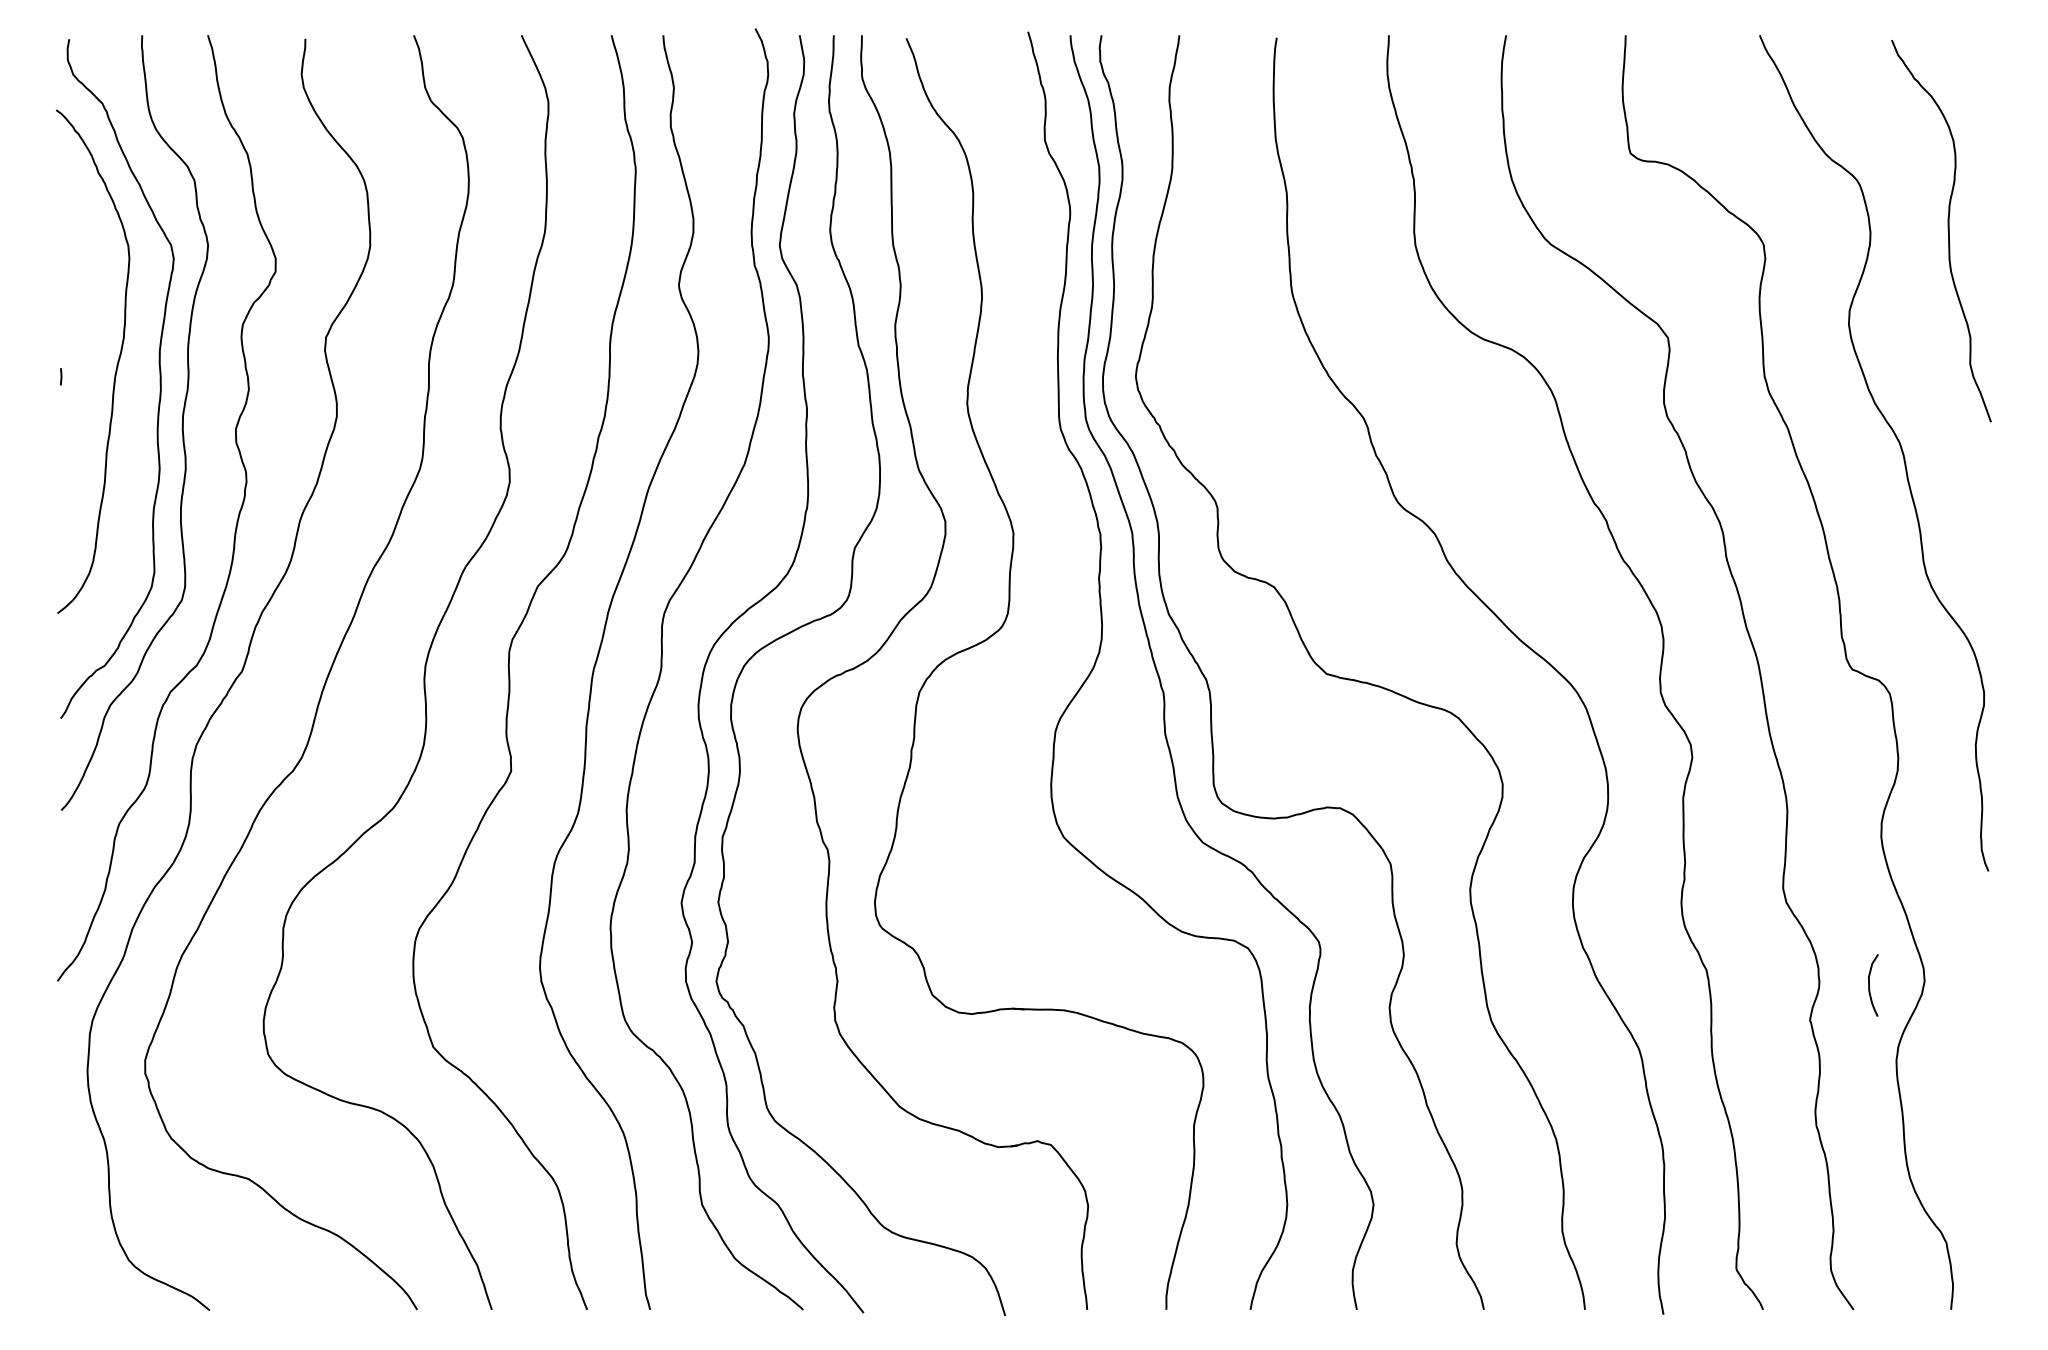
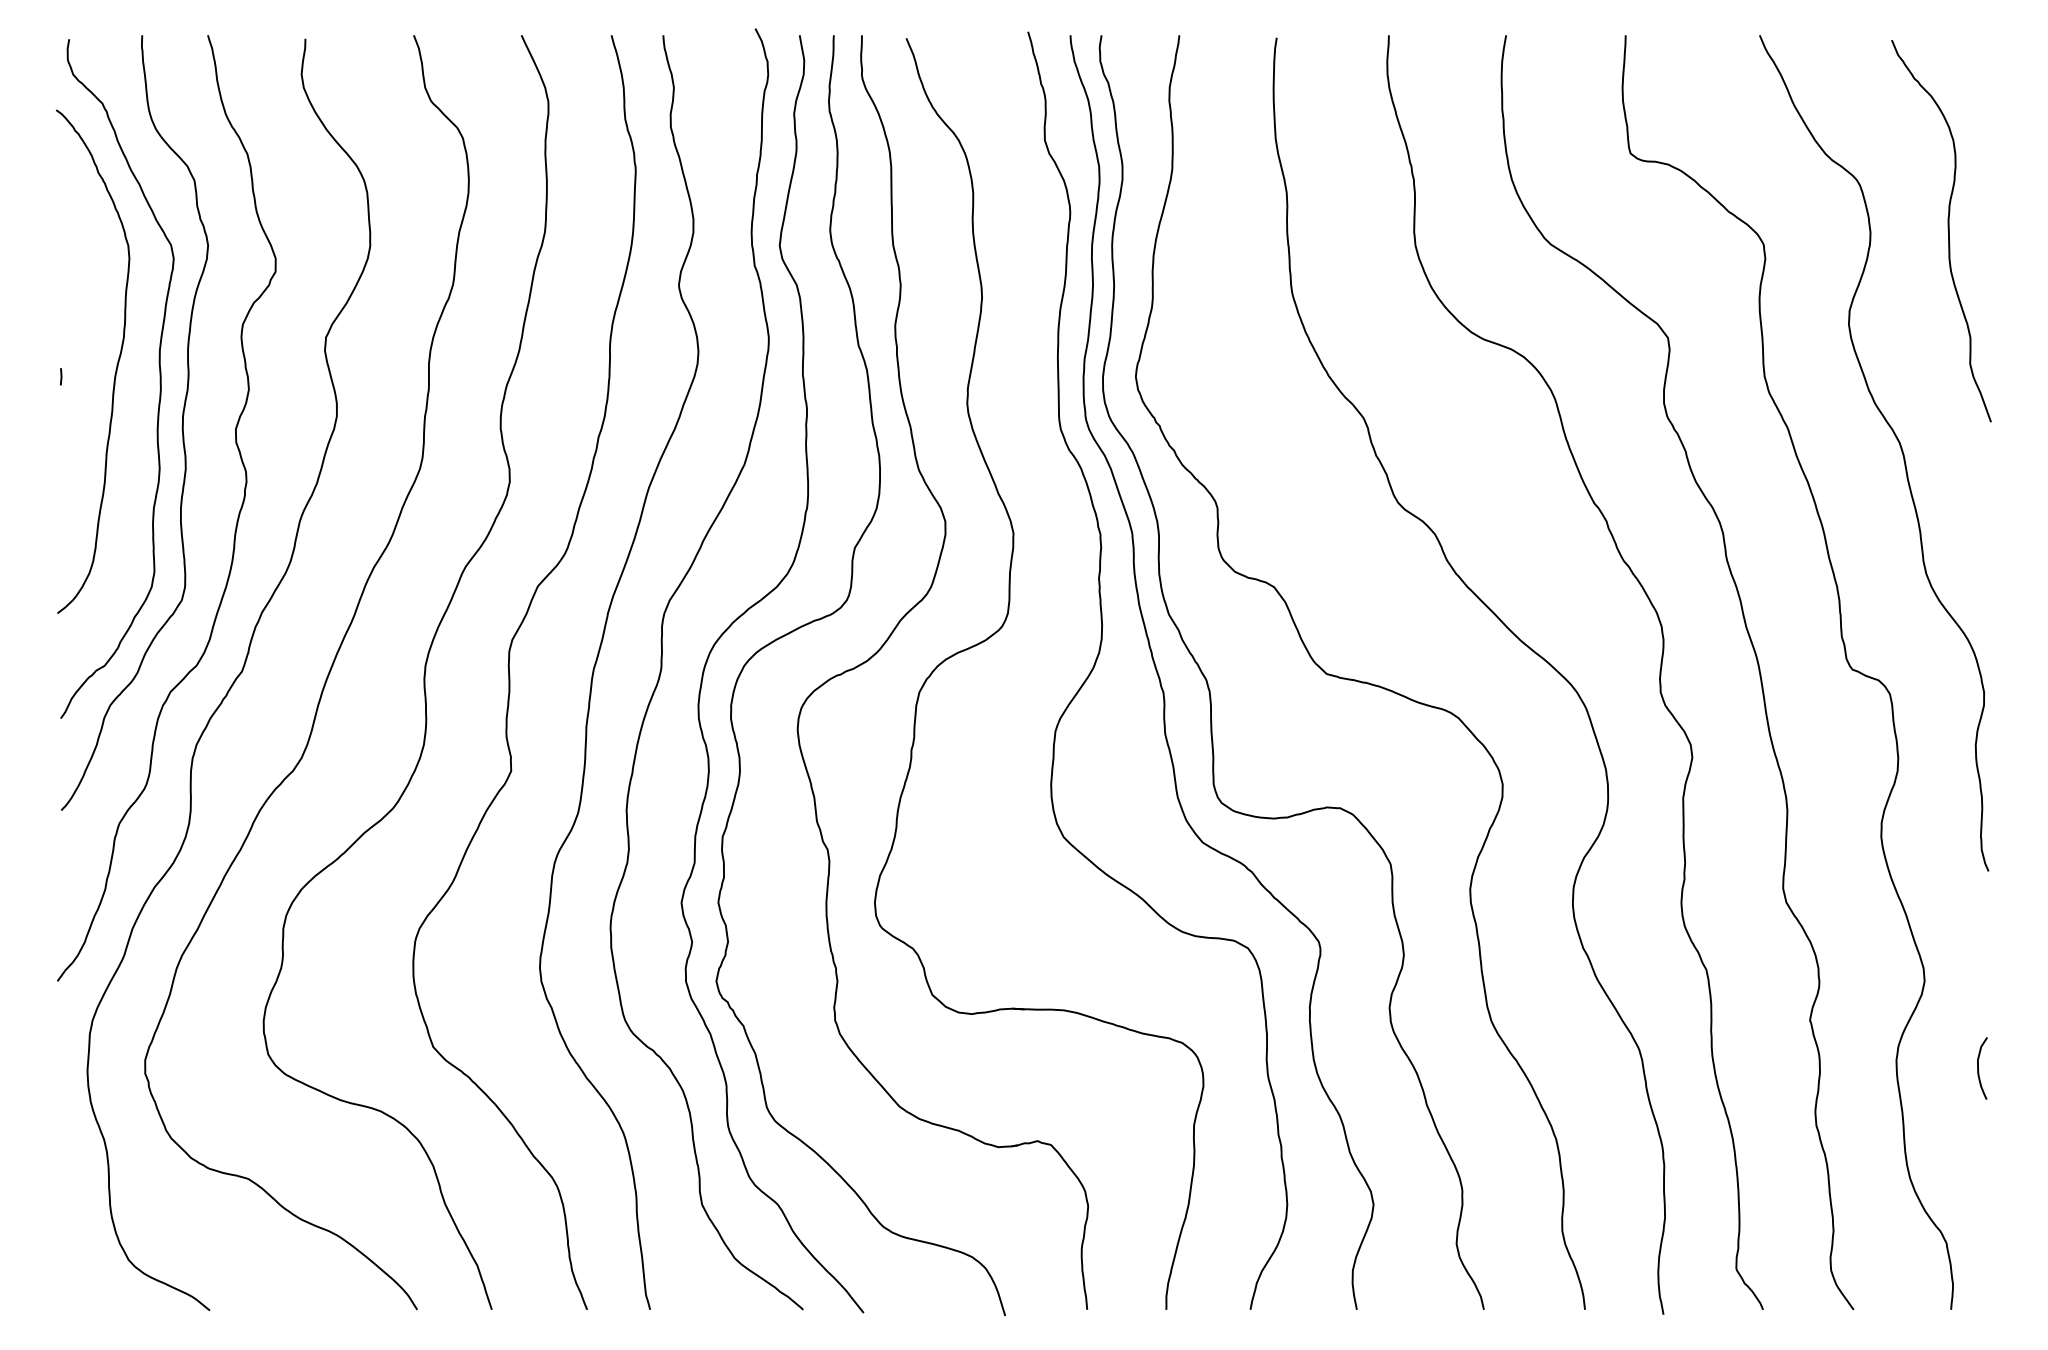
curve position: (1869, 985) -> (1978, 1068) (1978, 1068)
